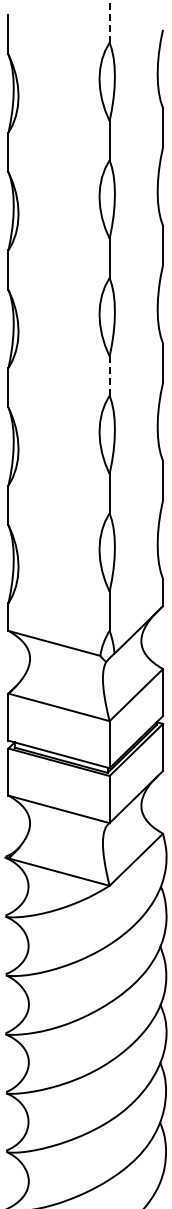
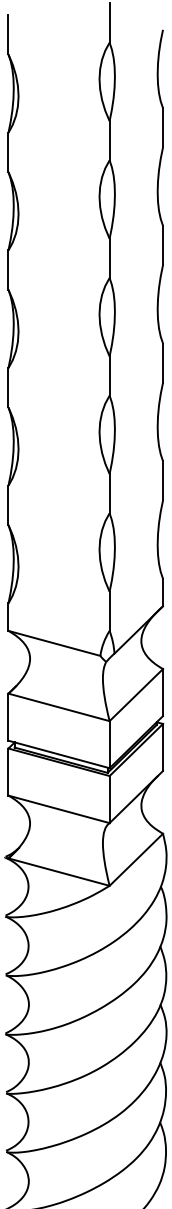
line: dashed -> solid (109, 23)
line: dashed -> solid (109, 376)
